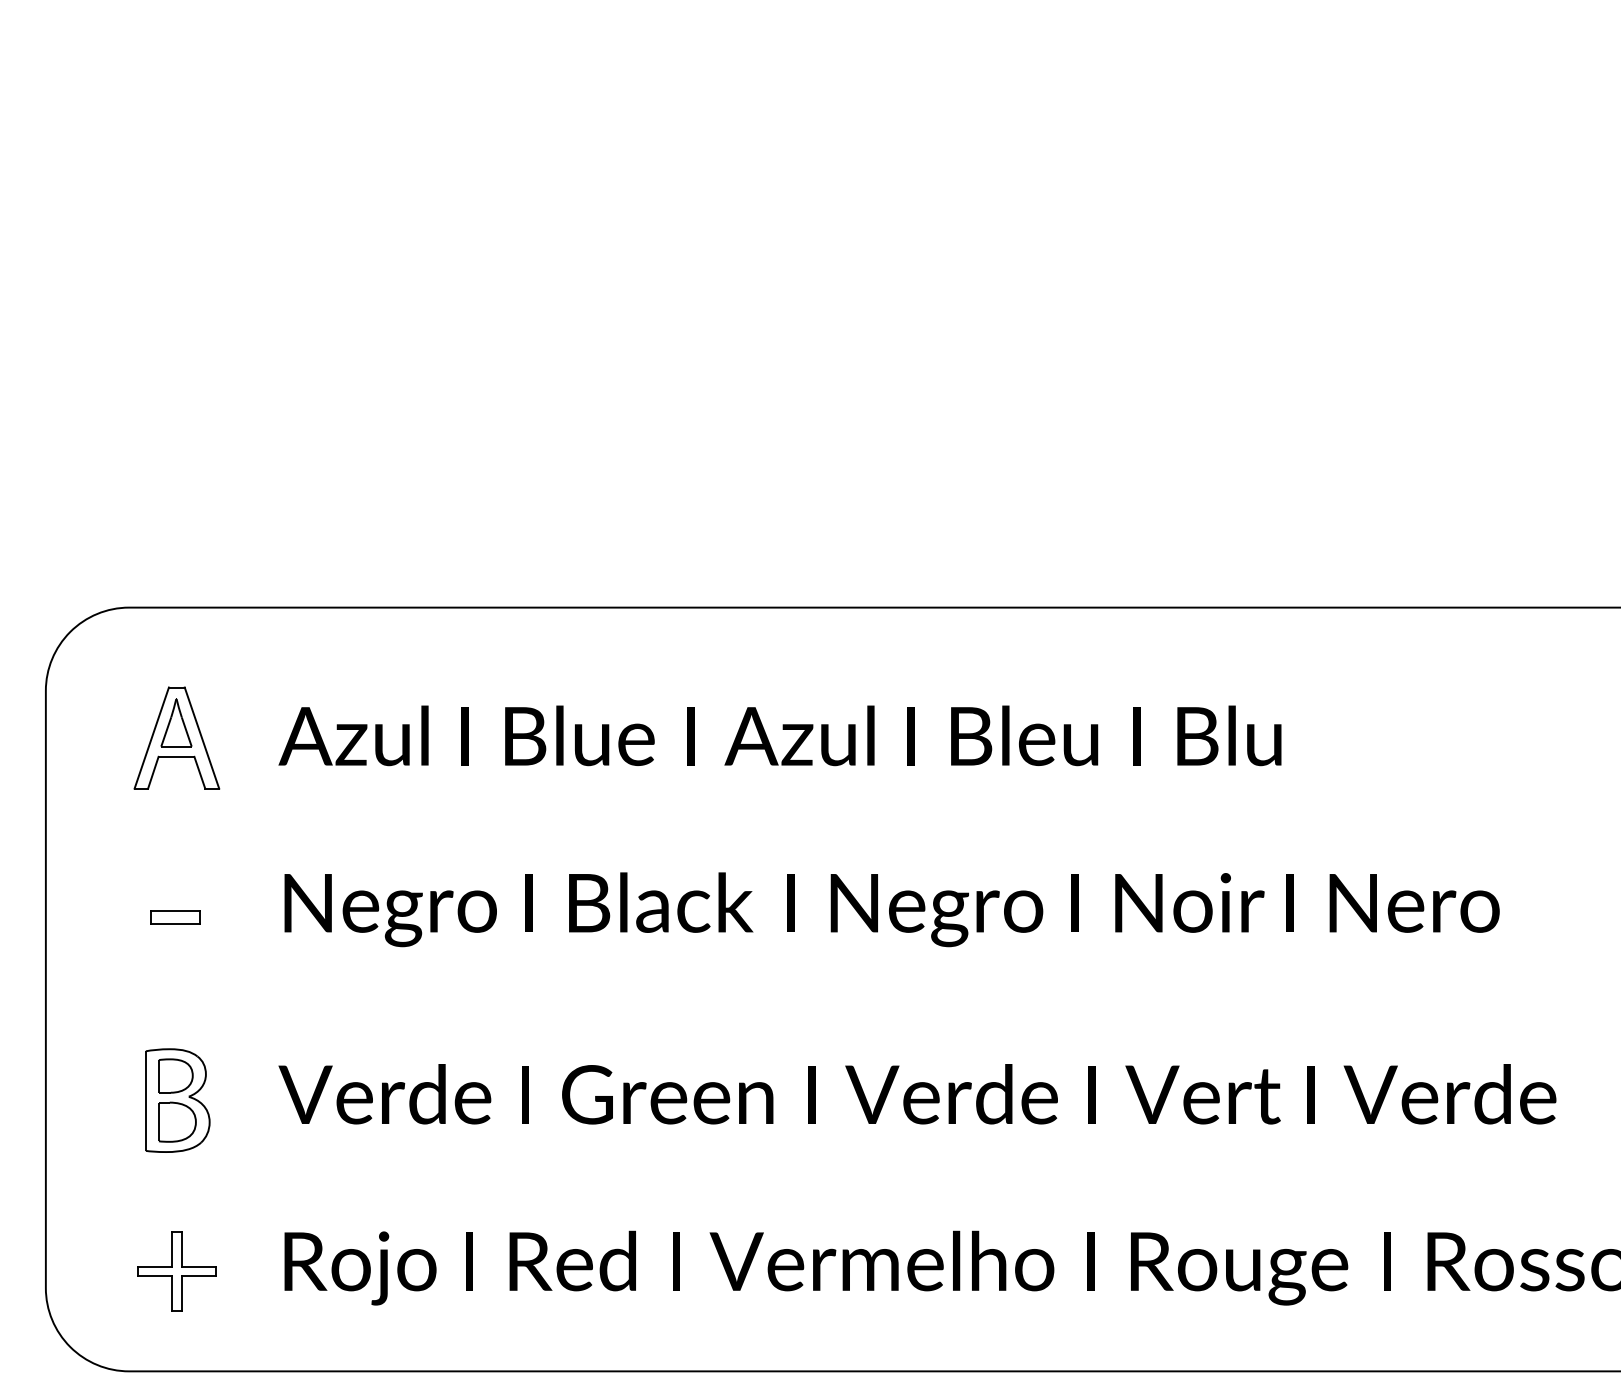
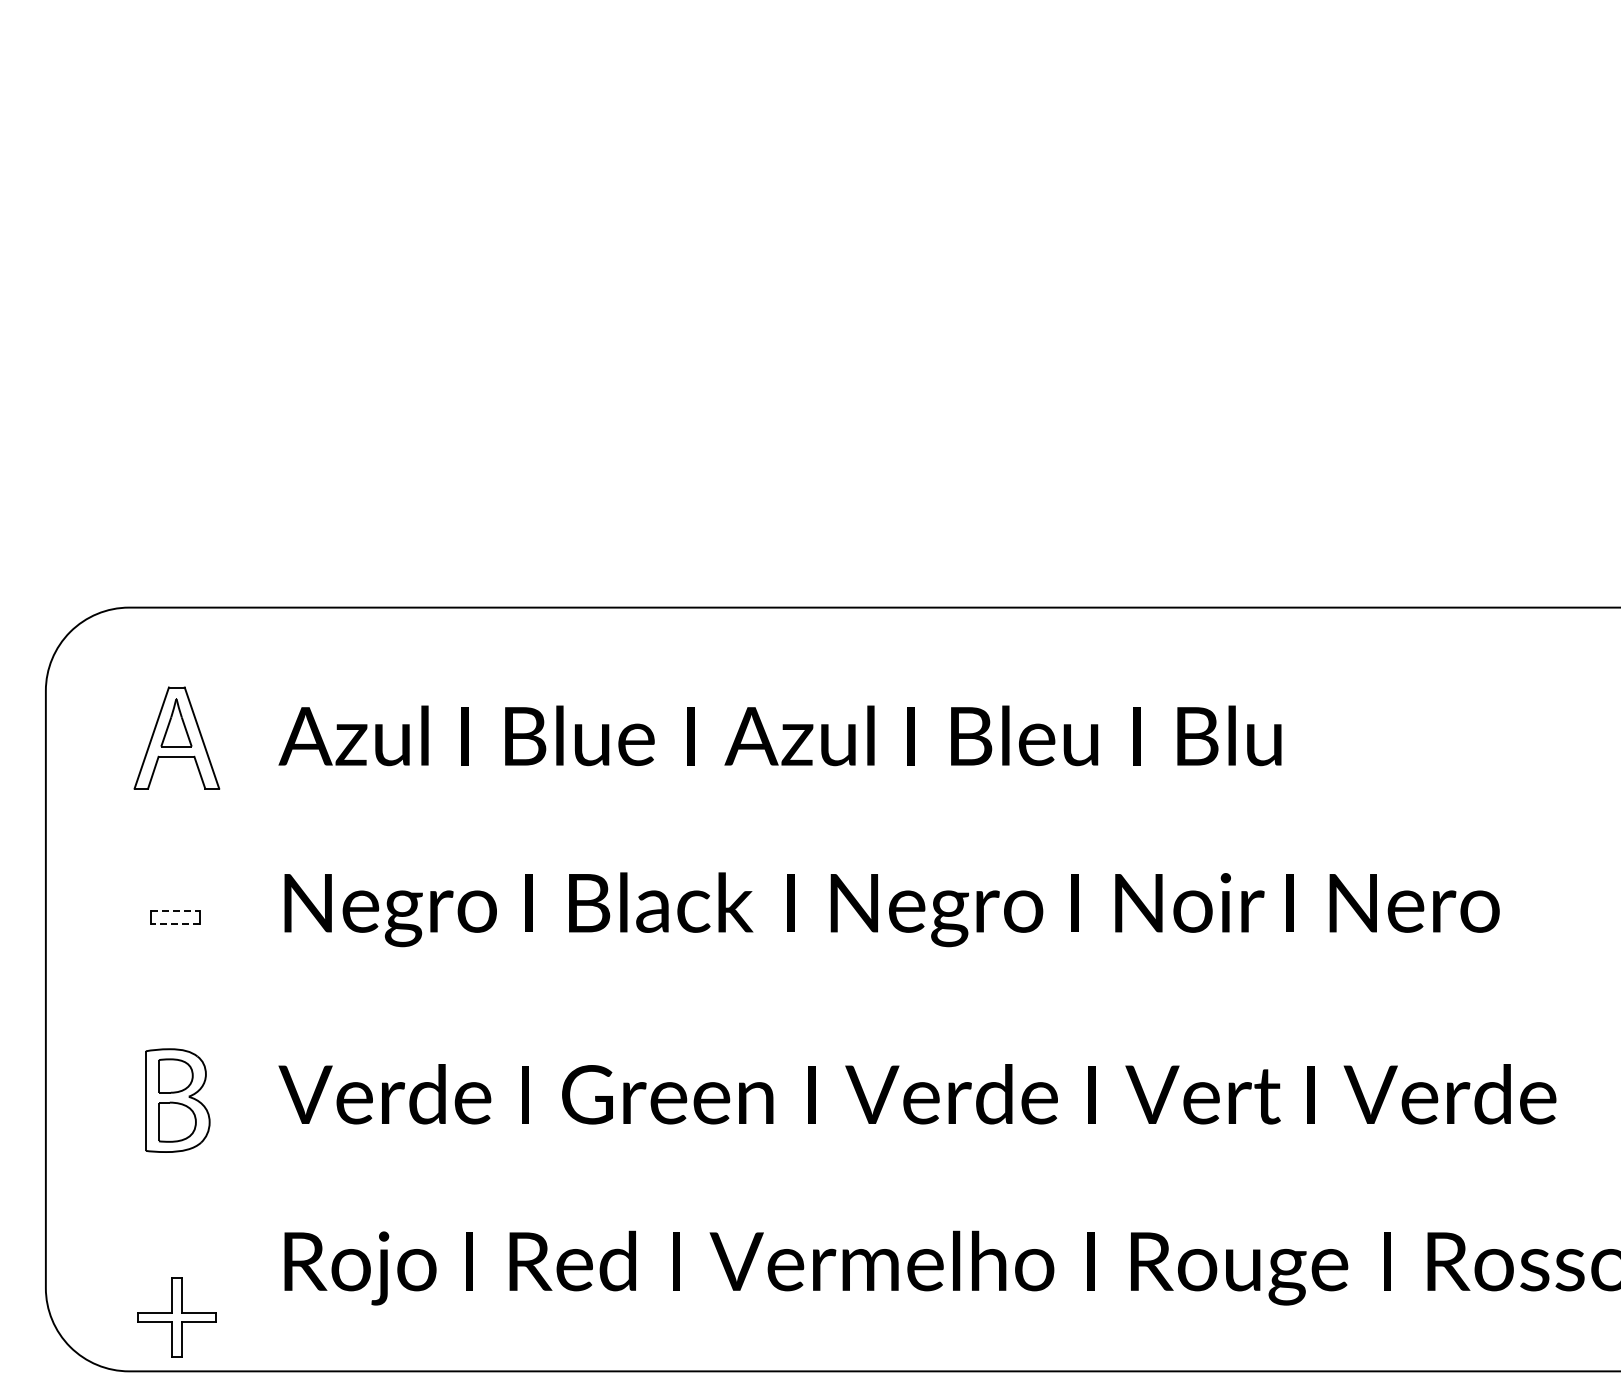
line: solid -> dashed (175, 910)
line: solid -> dashed (175, 923)
part position: (176, 1271) -> (176, 1317) (176, 1317)
